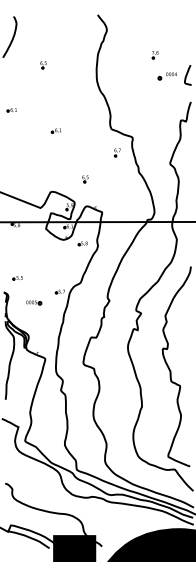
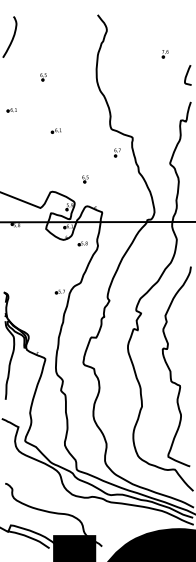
part position: (154, 55) -> (164, 54) (164, 54)
part position: (43, 65) -> (43, 77) (43, 77)
part: present -> none (166, 76)
part: present -> none (17, 278)
part: present -> none (34, 302)
